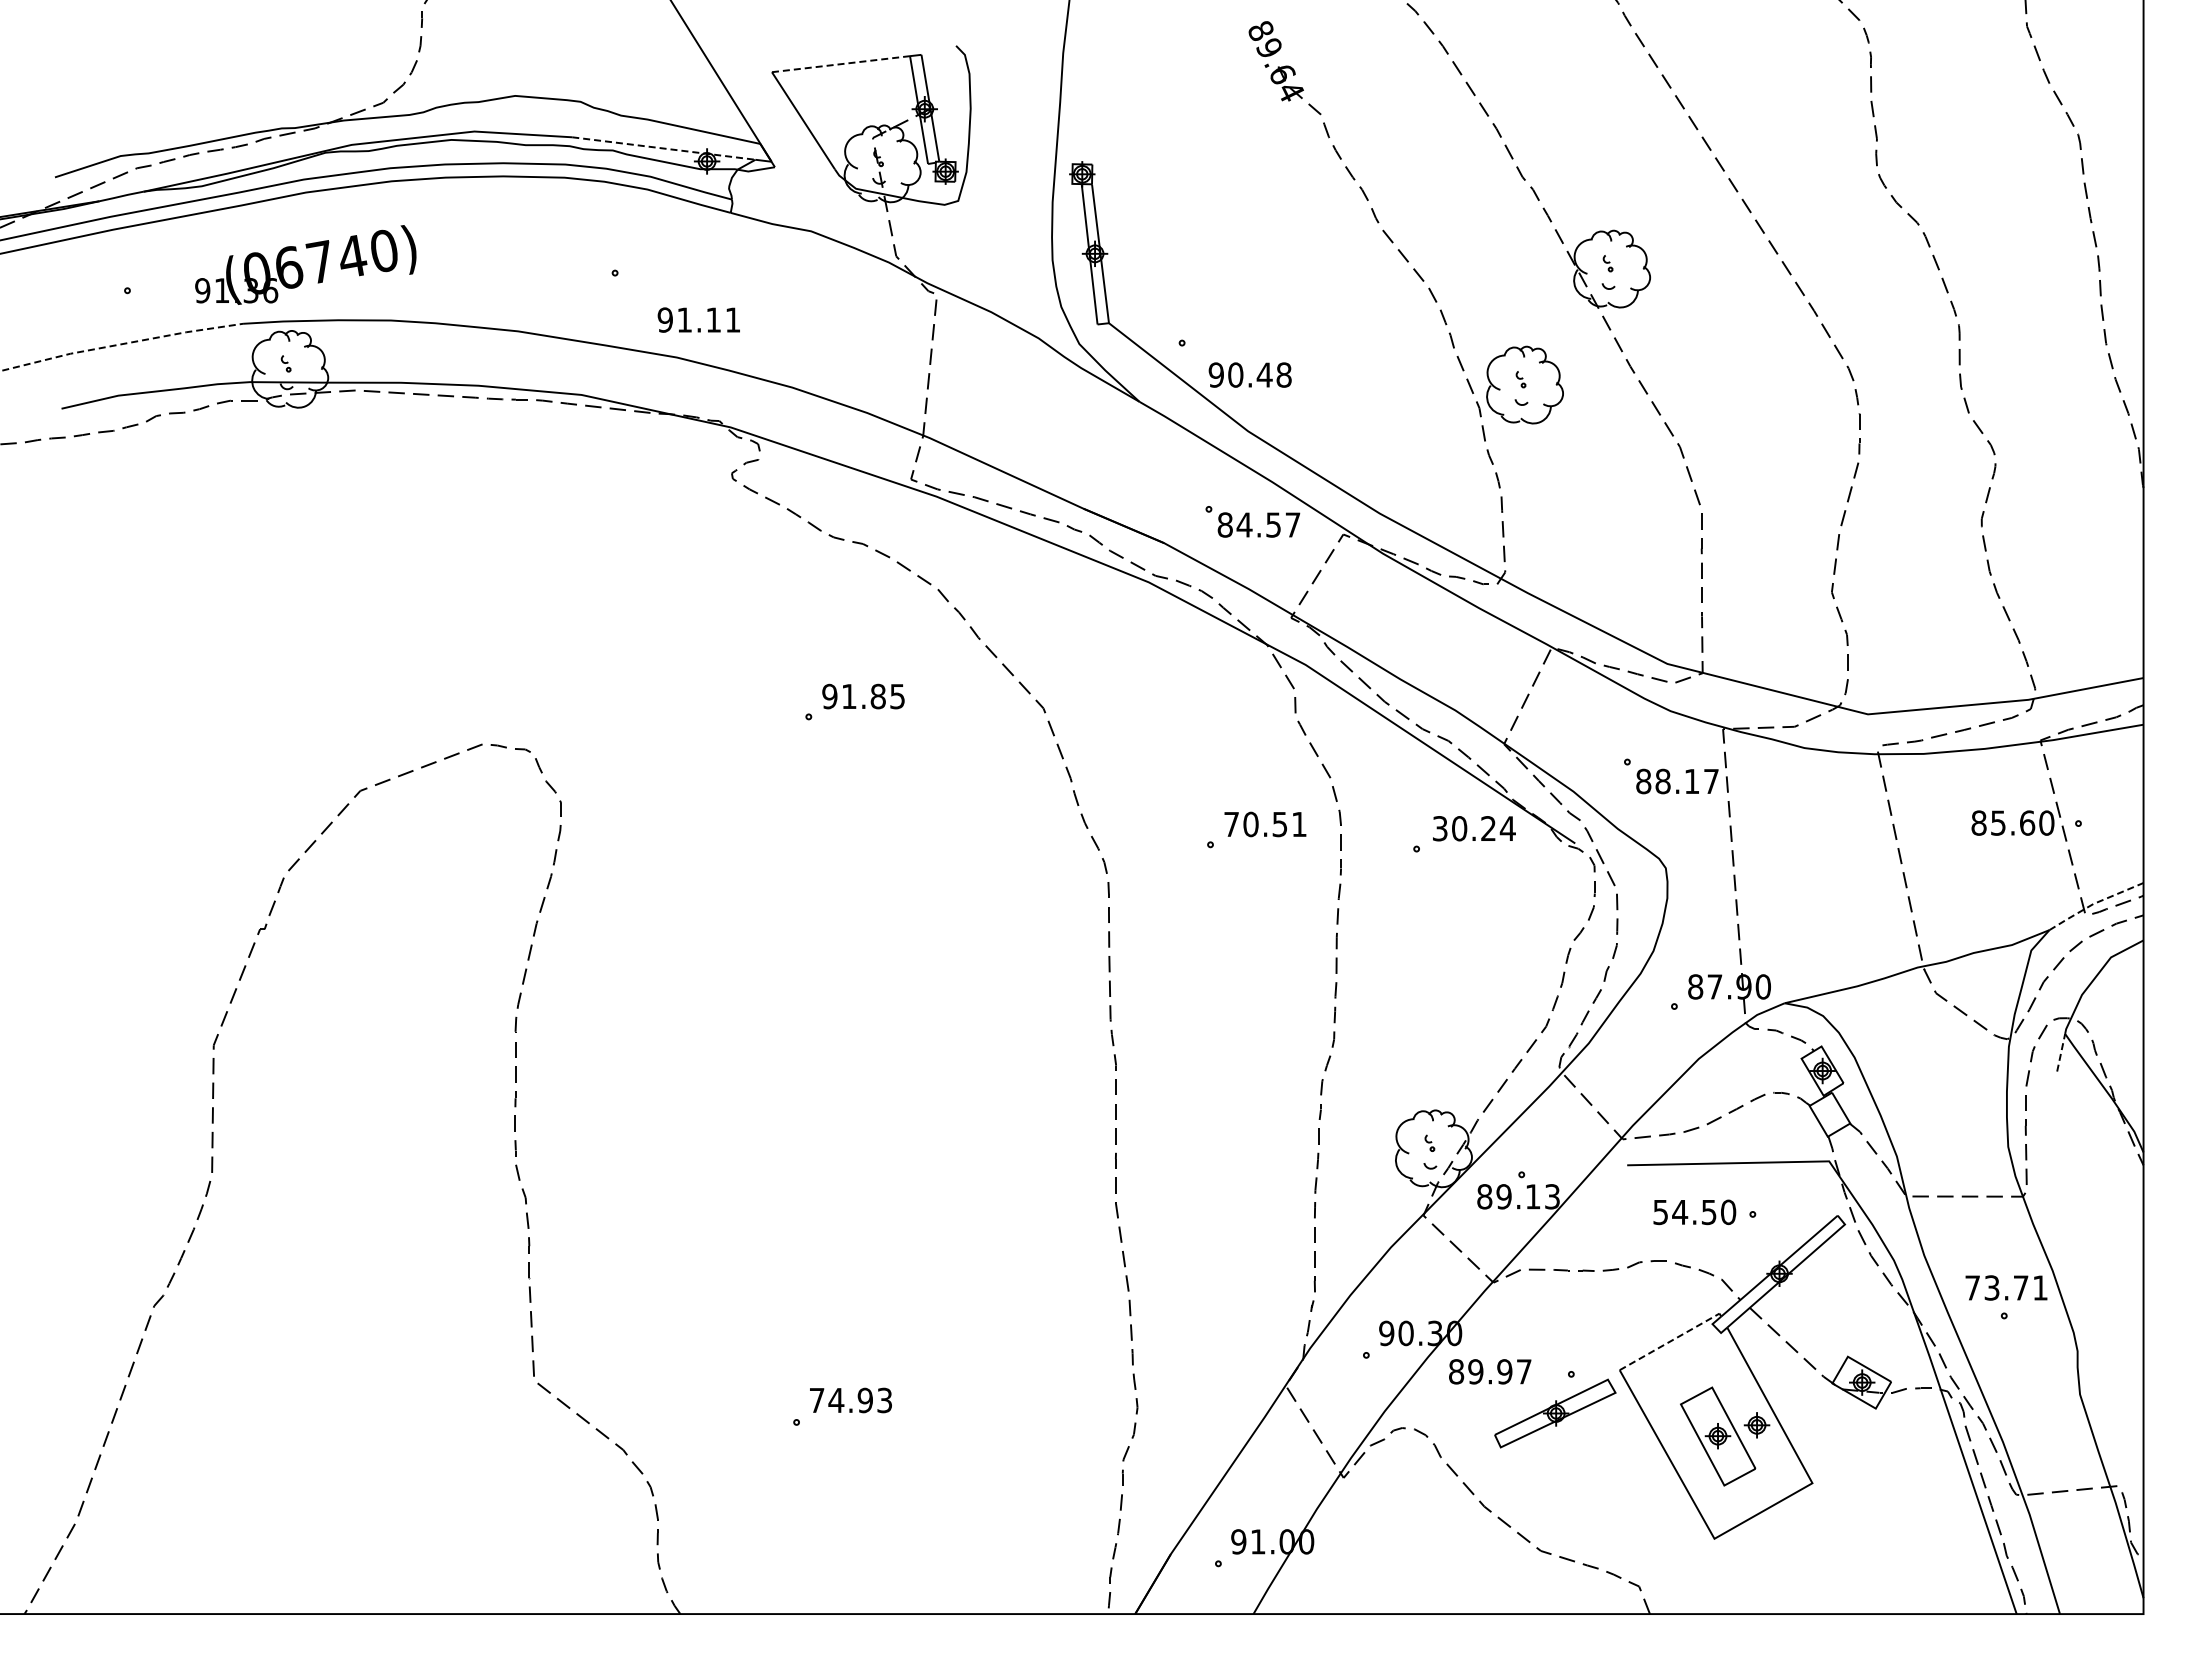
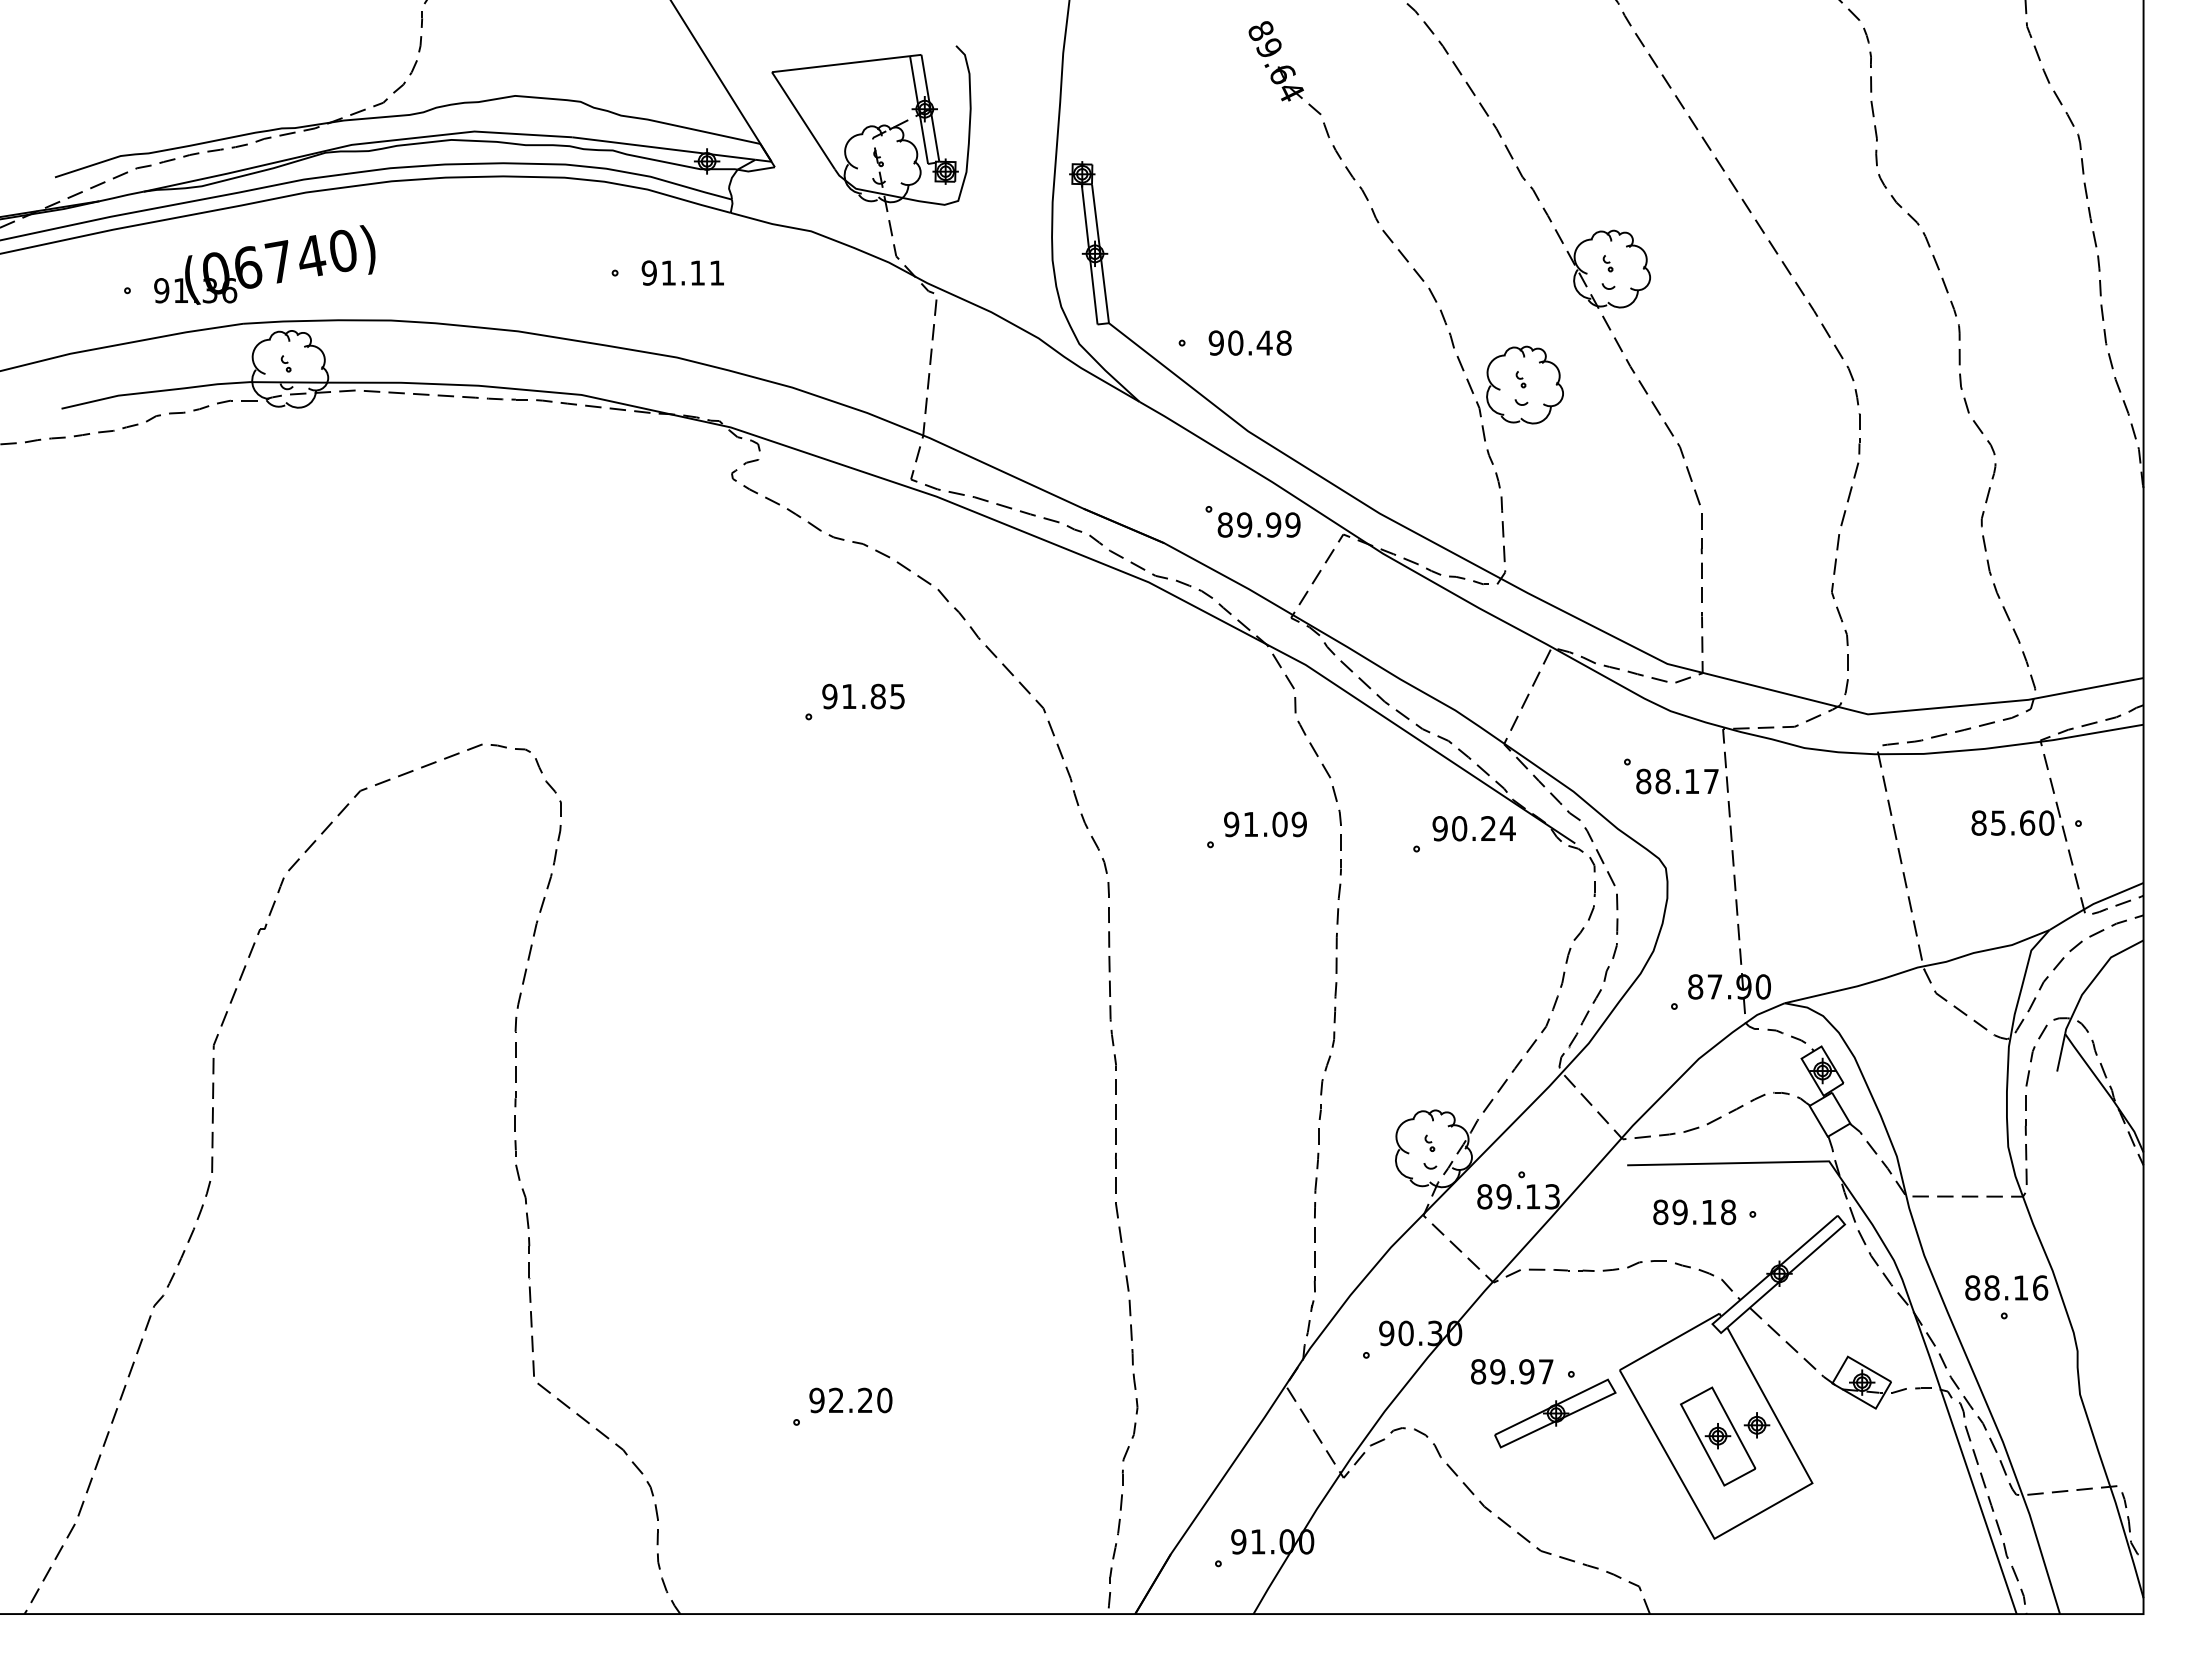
line: dashed -> solid (841, 64)
line: dashed -> solid (664, 148)
text position: (305, 264) -> (264, 264) (264, 264)
text position: (698, 319) -> (682, 272) (682, 272)
line: dashed -> solid (121, 344)
text position: (1249, 374) -> (1249, 342) (1249, 342)
text: 84.57 -> 89.99 (1268, 524)
text: 70.51 -> 91.09 (1265, 824)
text: 30.24 -> 90.24 (1439, 828)
line: dashed -> solid (2094, 903)
line: dashed -> solid (2061, 1052)
text: 54.50 -> 89.18 (1694, 1212)
text: 73.71 -> 88.16 (2006, 1287)
line: dashed -> solid (1670, 1341)
text position: (1490, 1371) -> (1512, 1371) (1512, 1371)
text: 74.93 -> 92.20 (850, 1400)
